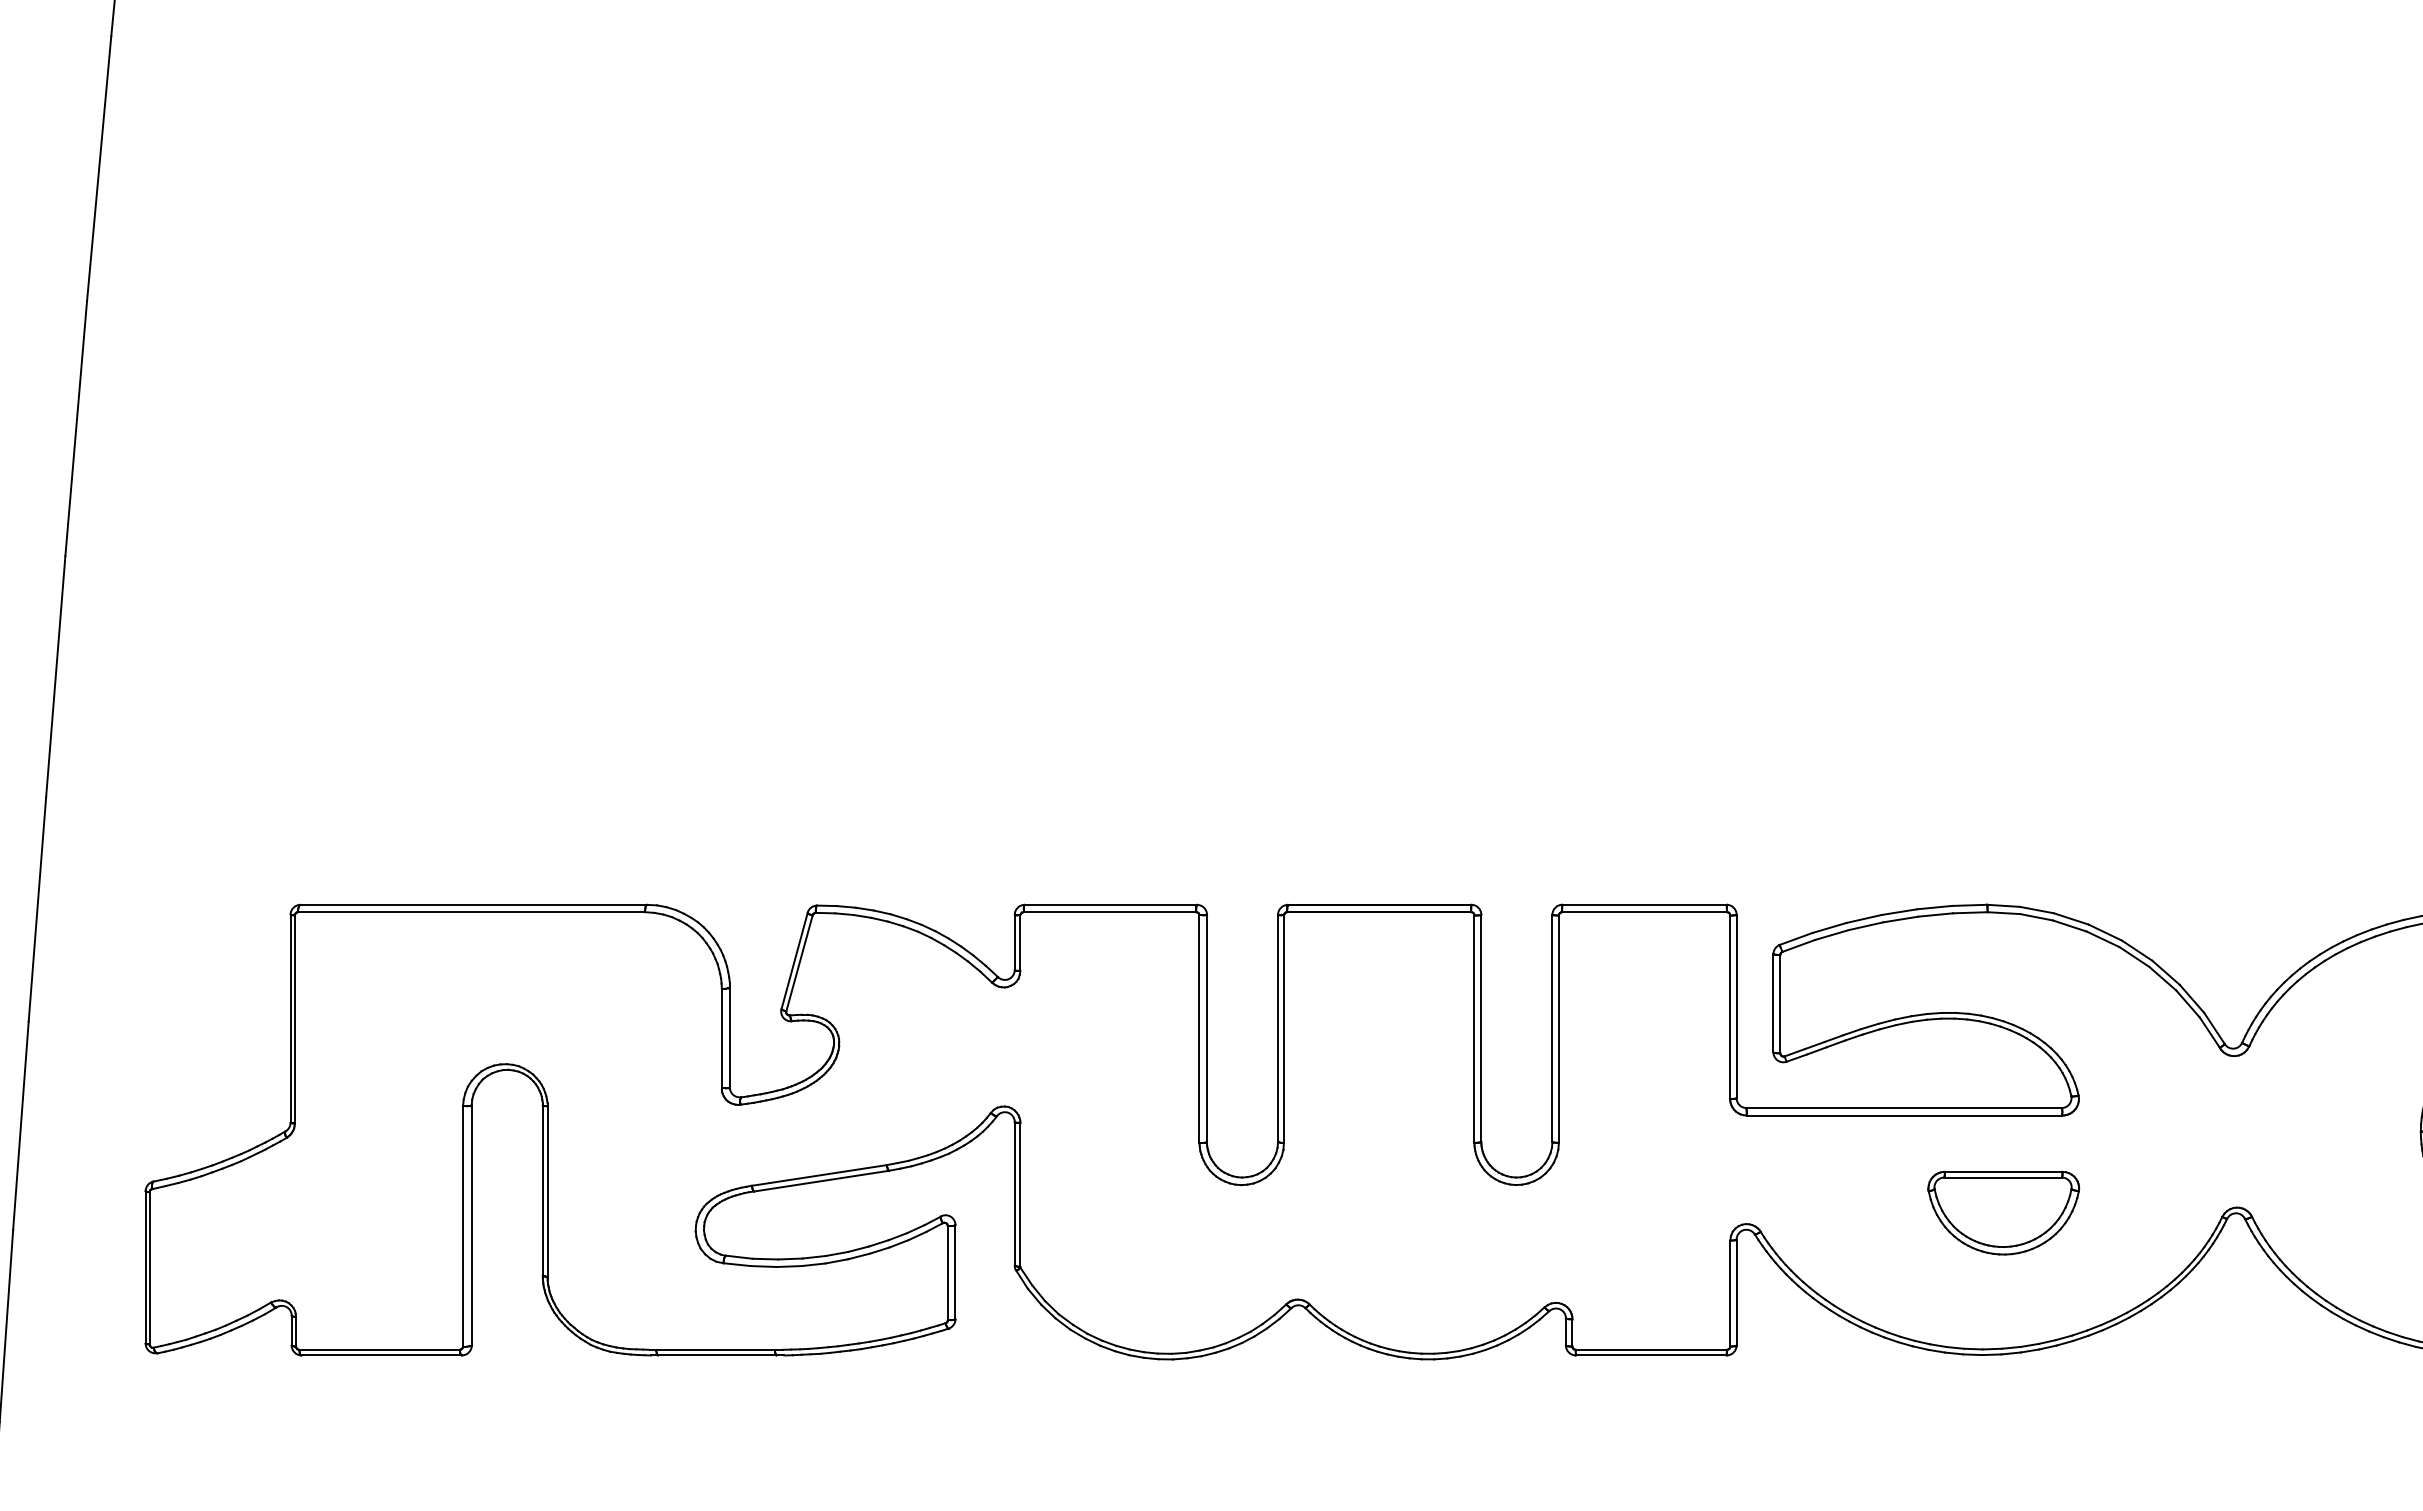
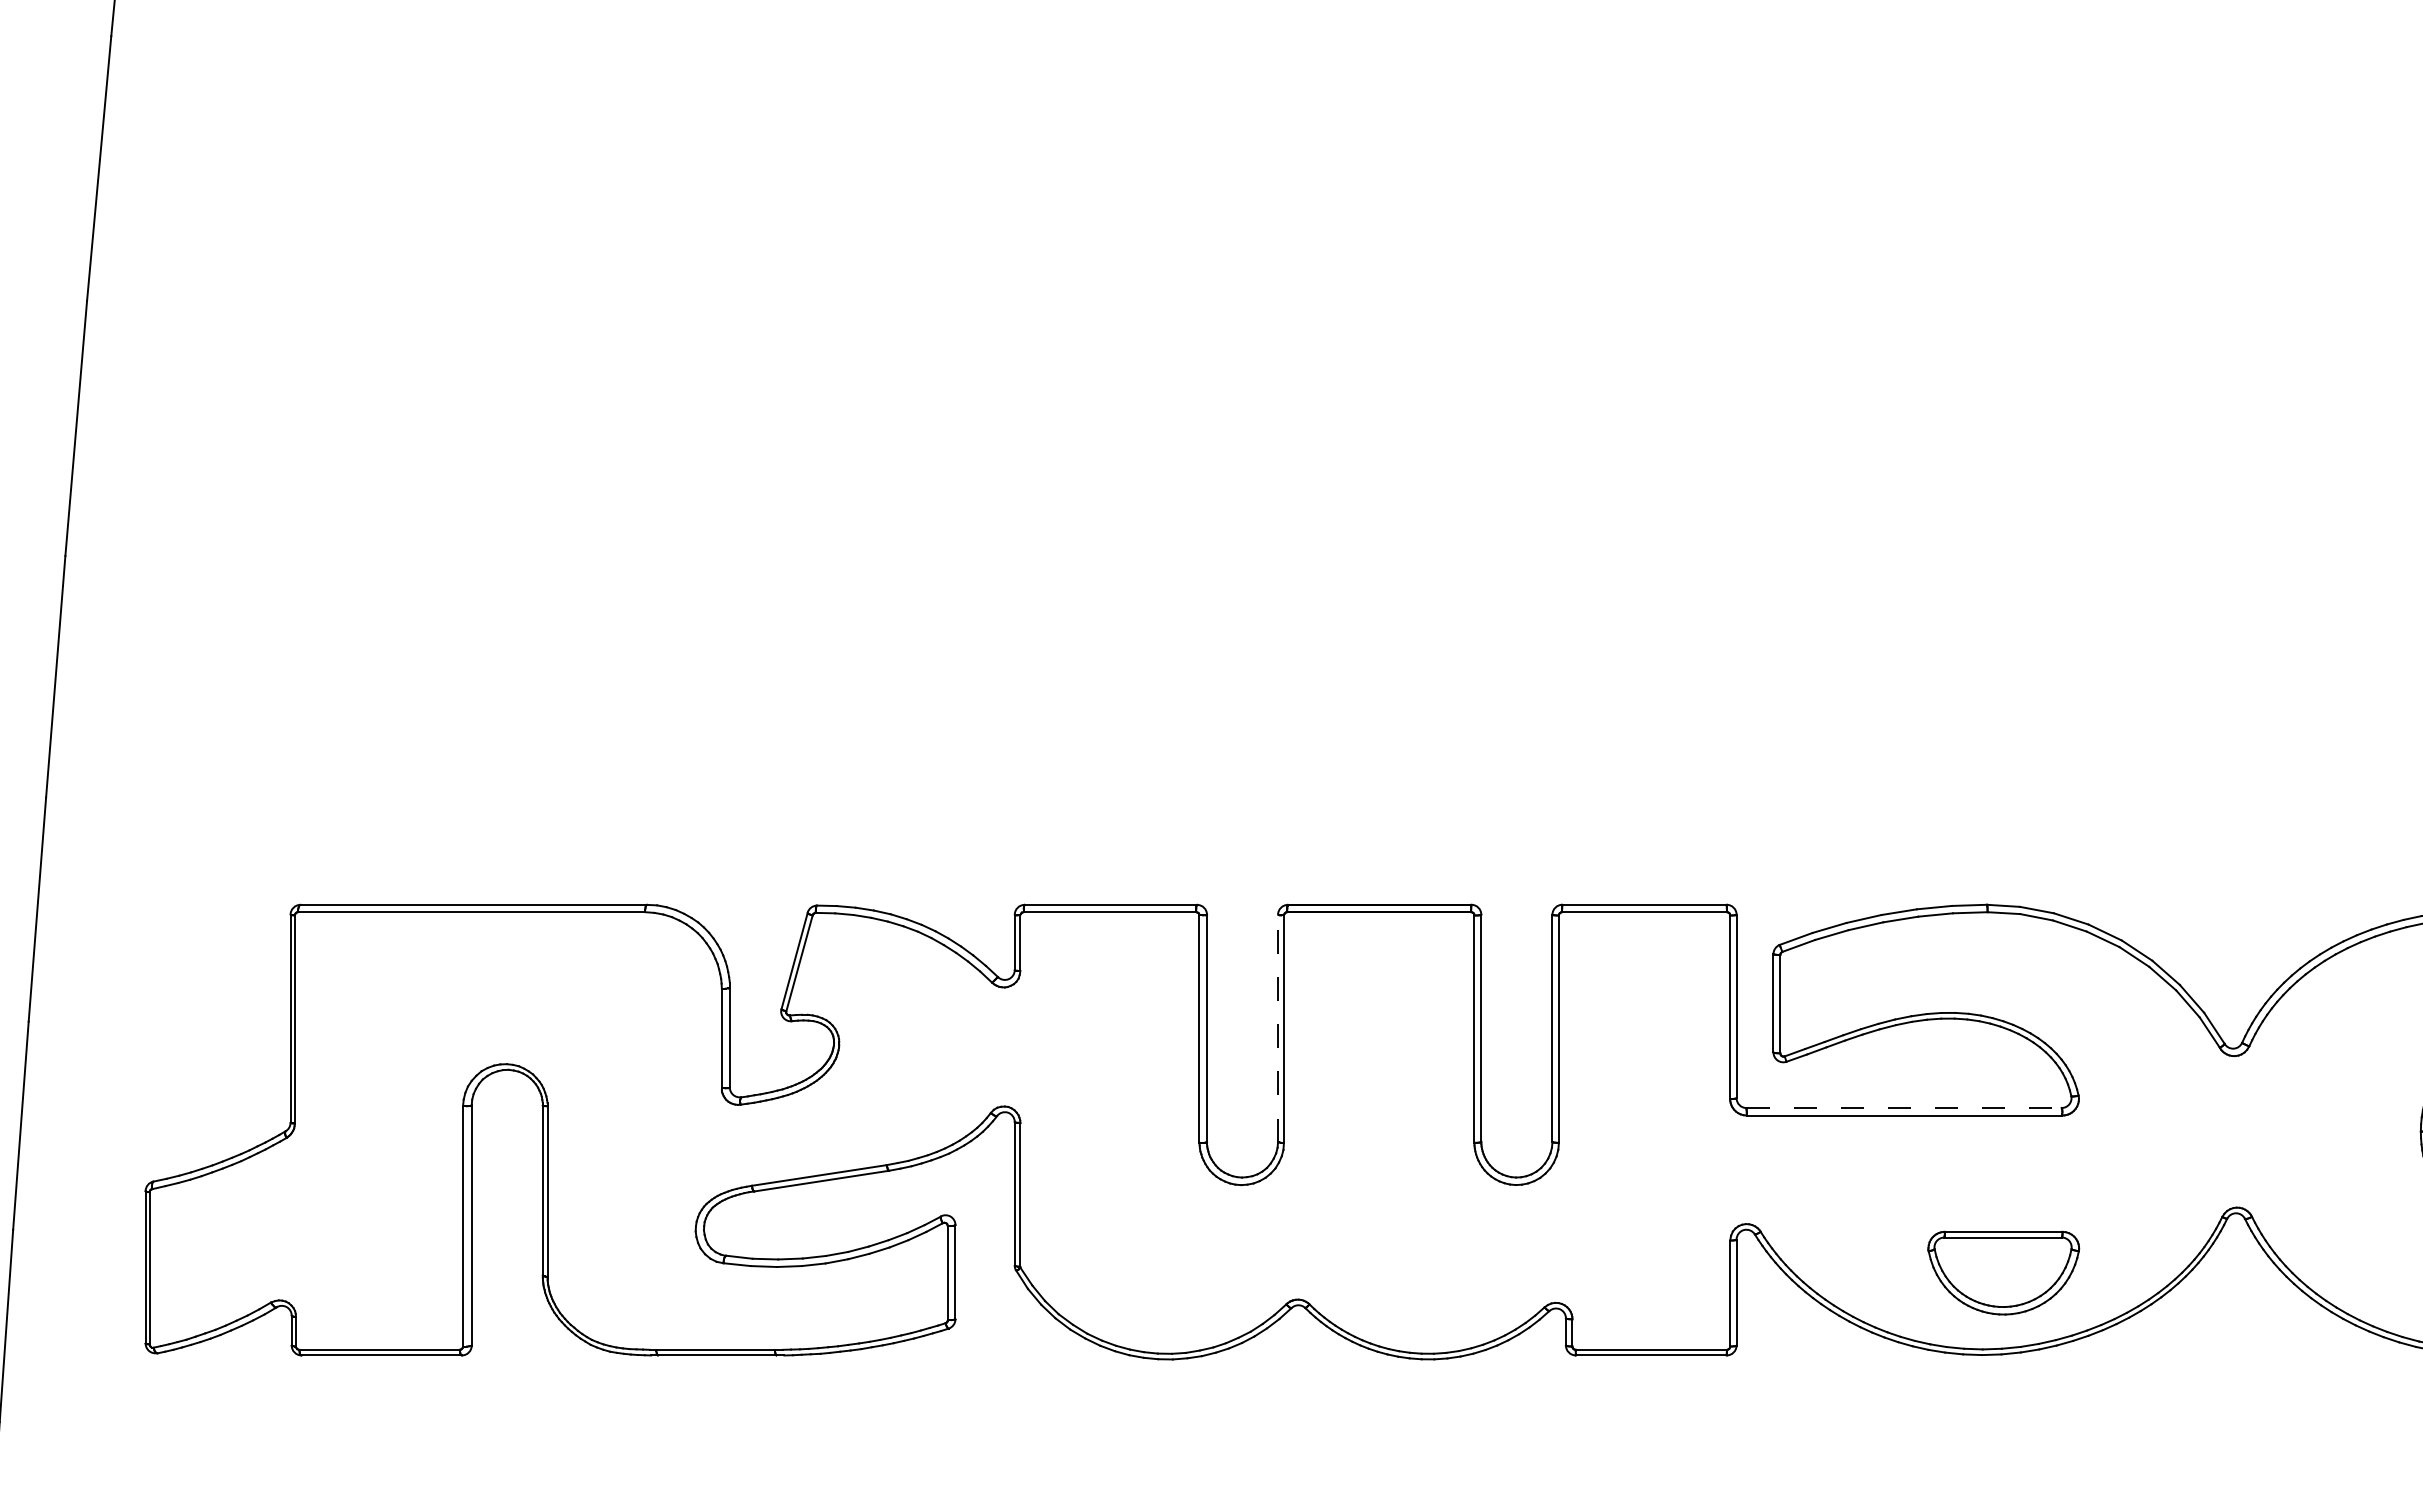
line: solid -> dashed (1278, 1028)
line: solid -> dashed (1904, 1108)
part position: (2003, 1212) -> (2003, 1272) (2003, 1272)
